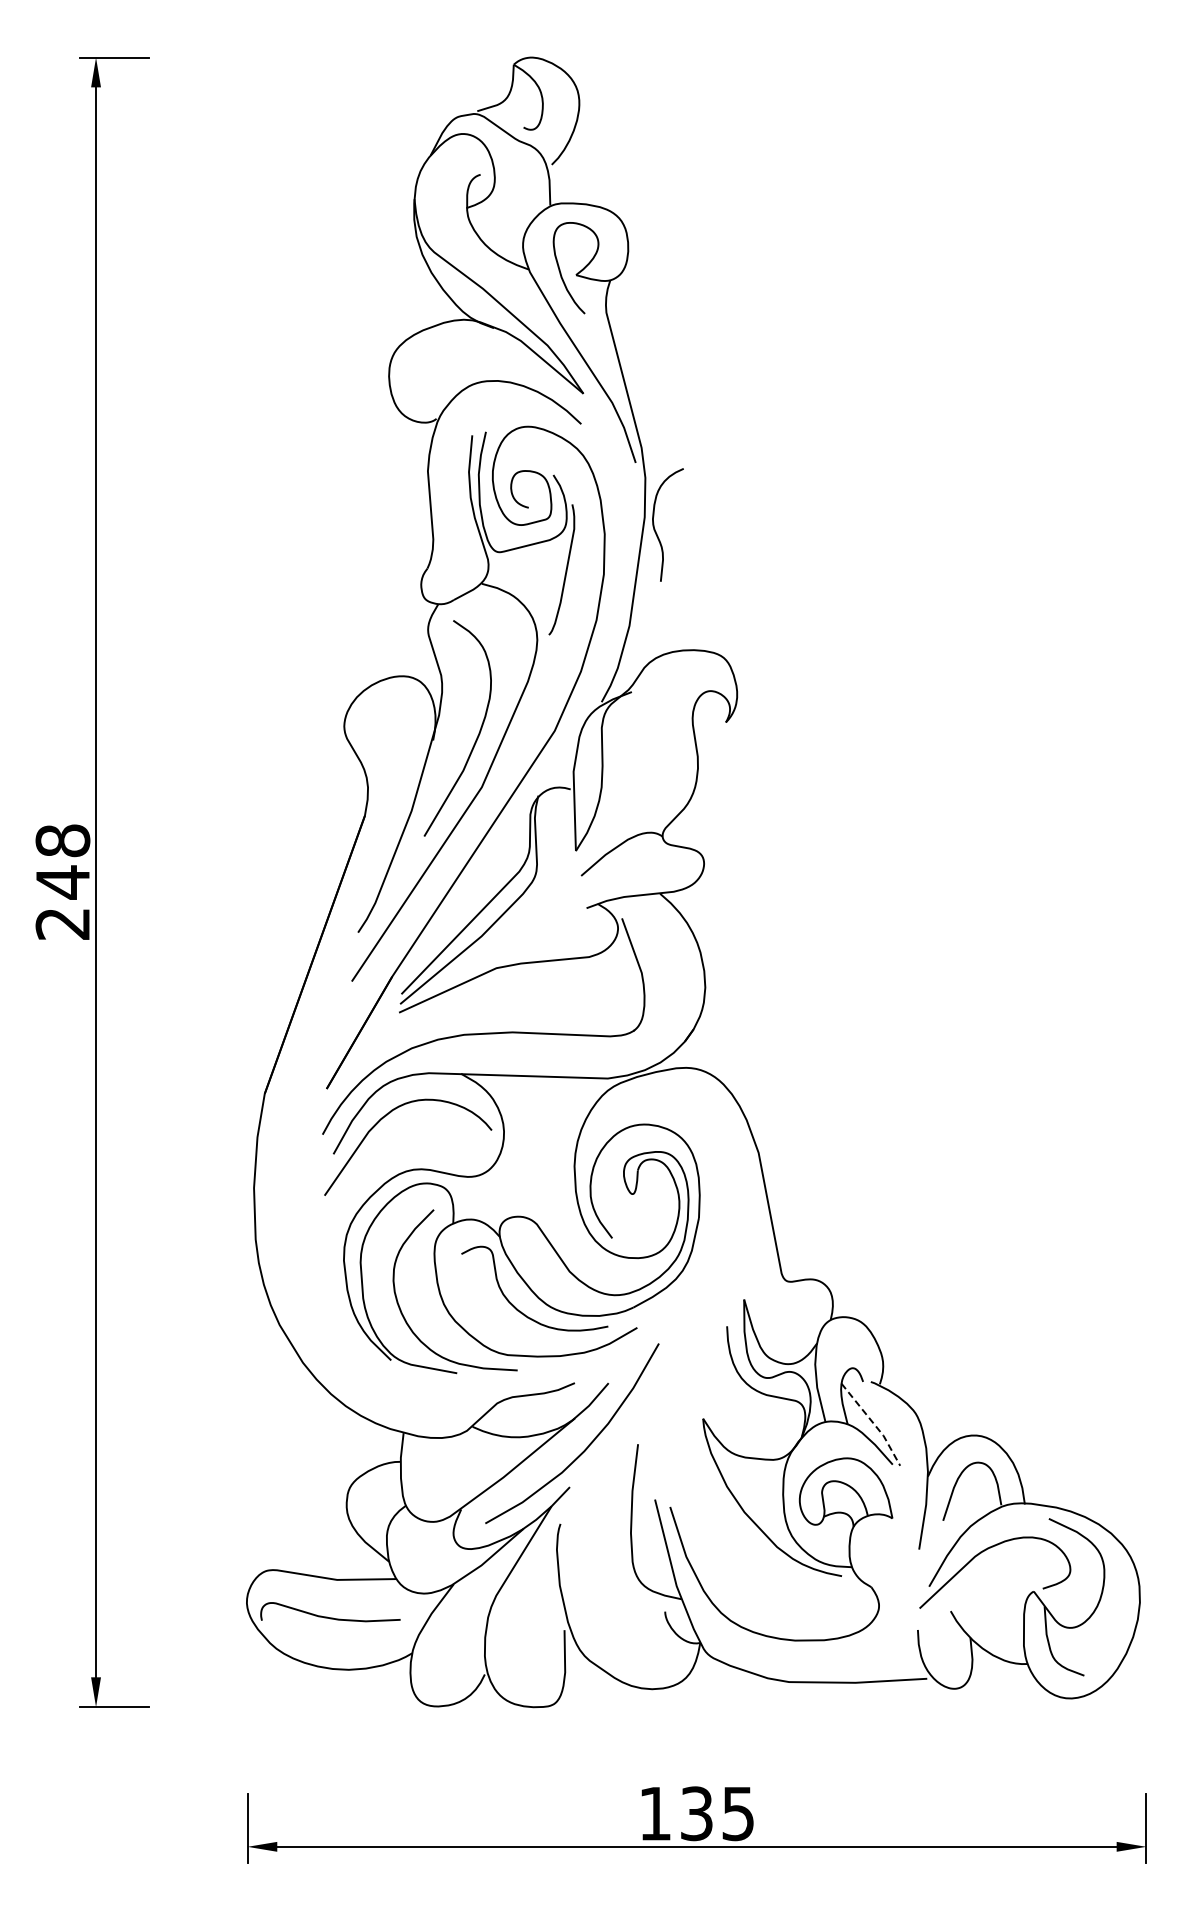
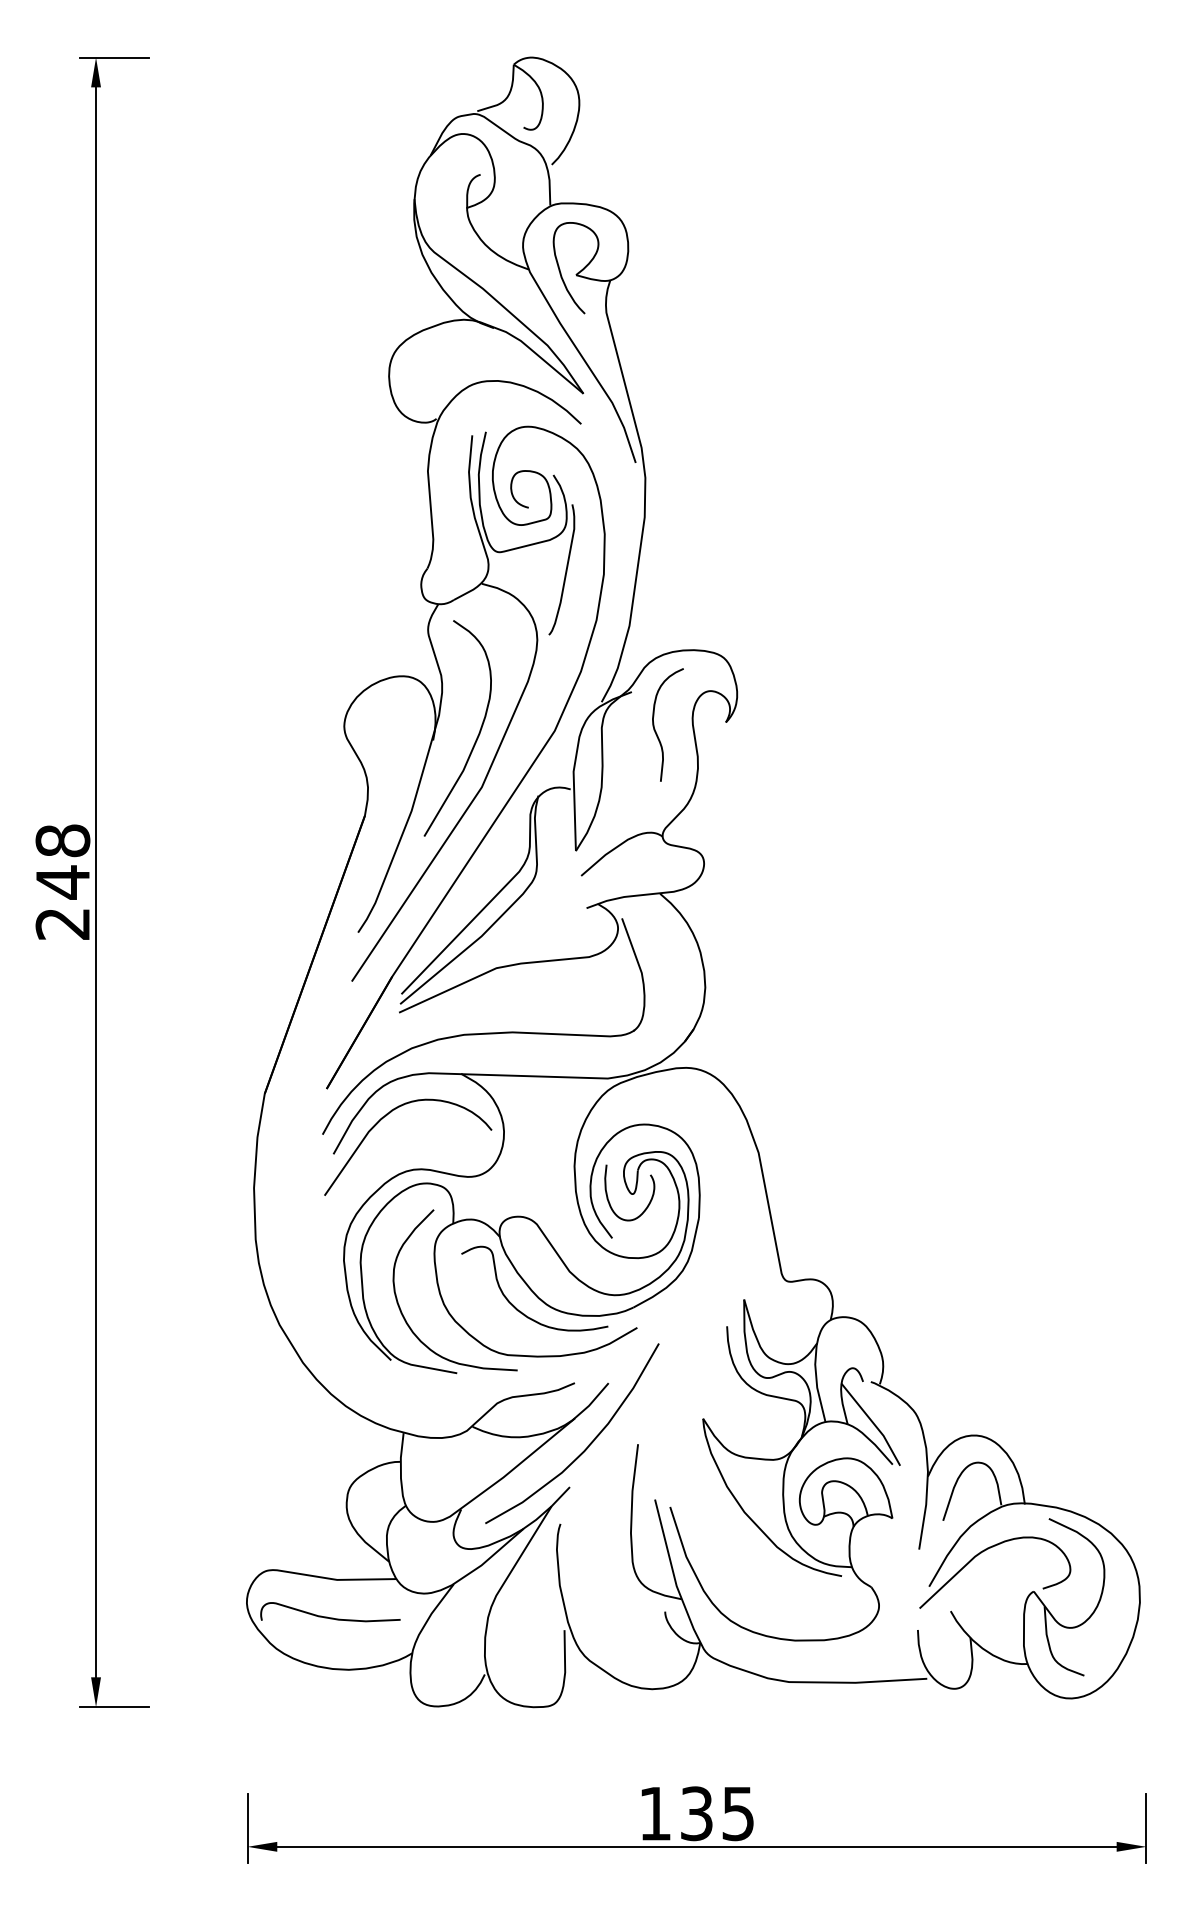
curve position: (655, 528) -> (655, 728) (655, 728)
curve: none -> present (609, 1200)
line: dashed -> solid (873, 1423)
